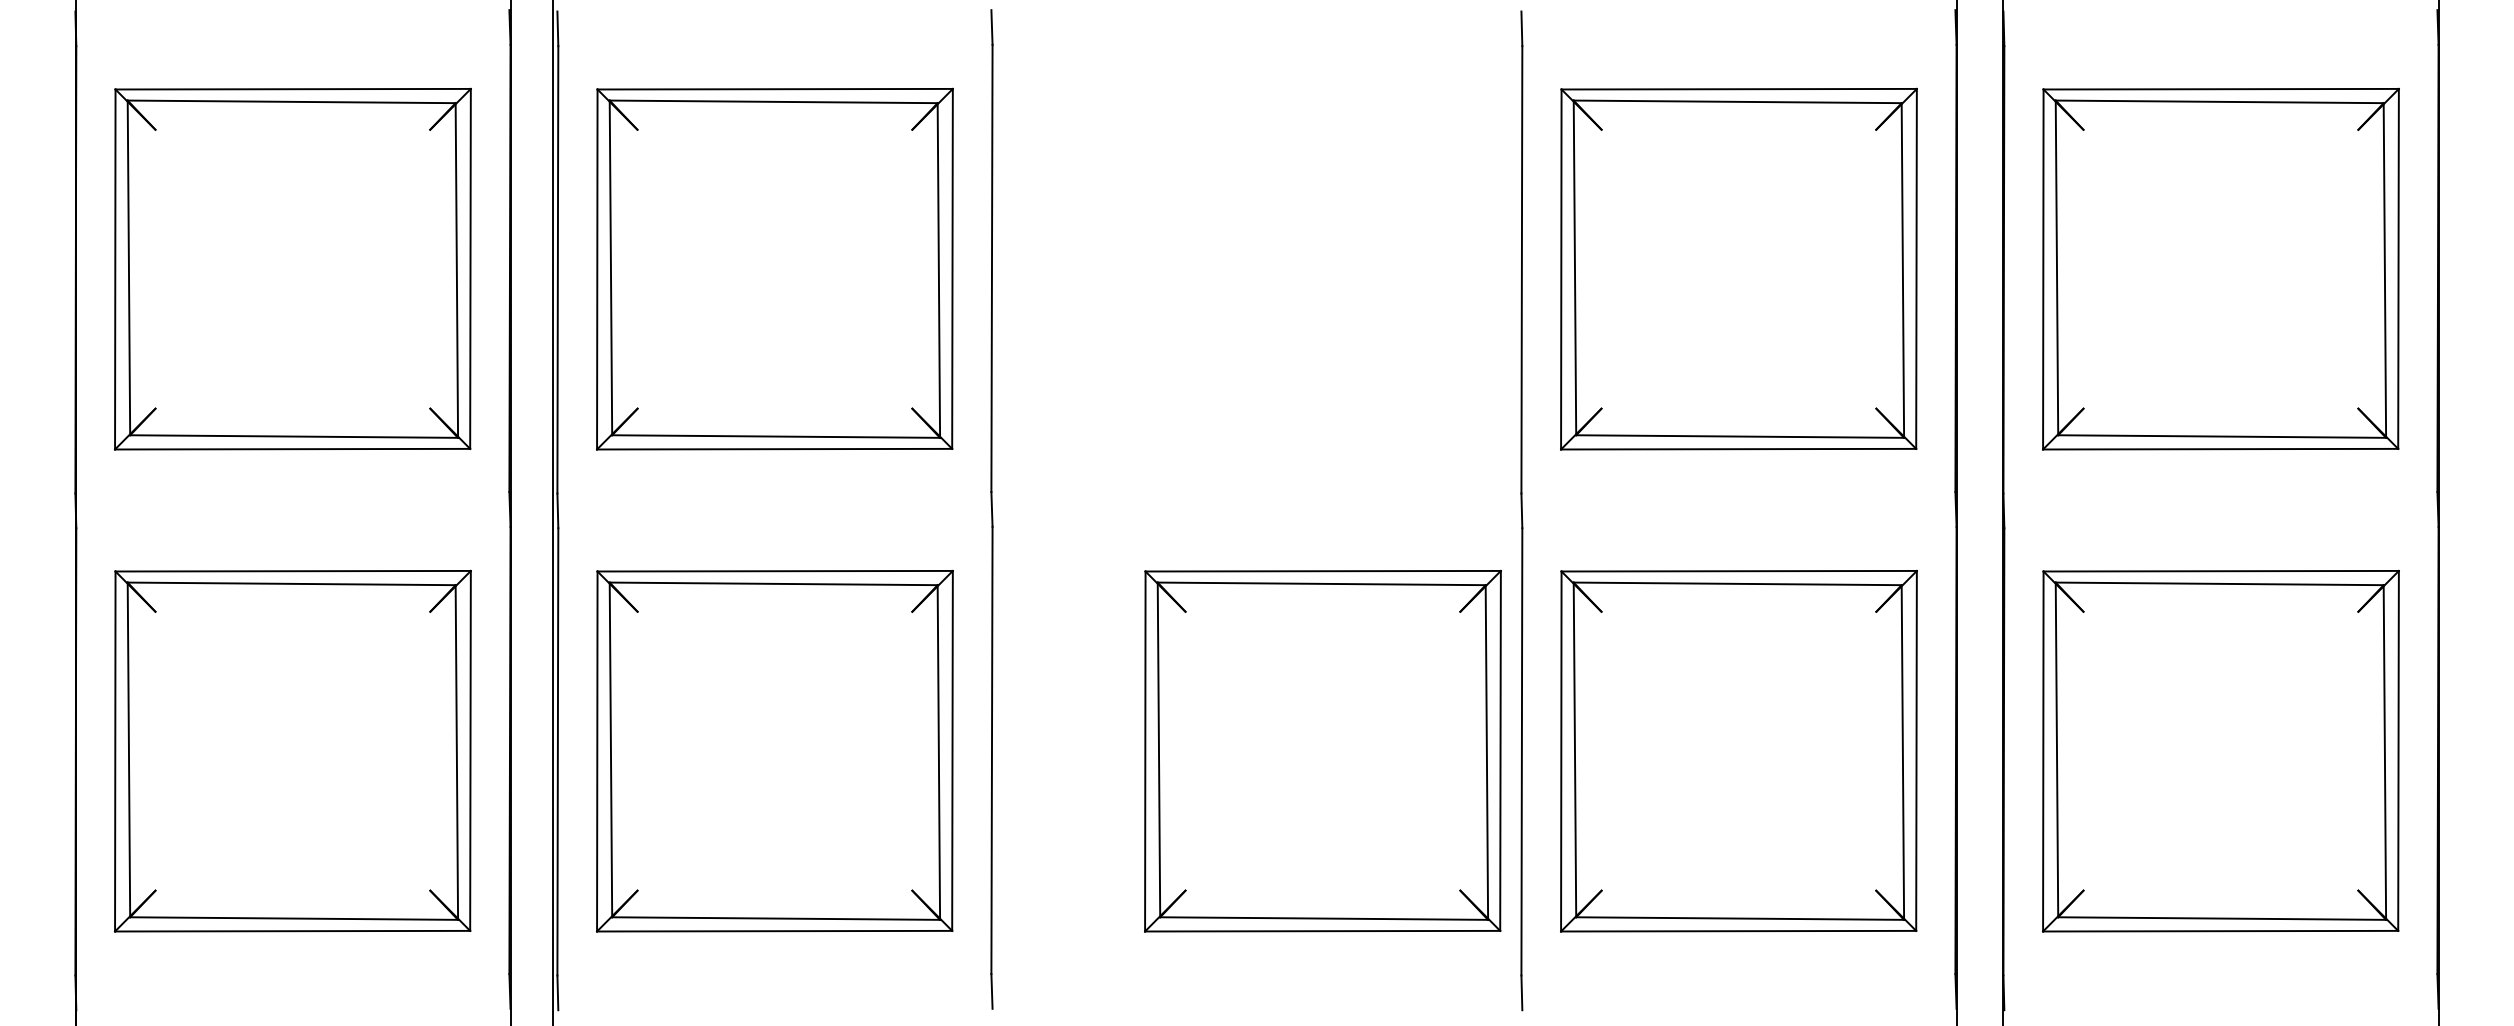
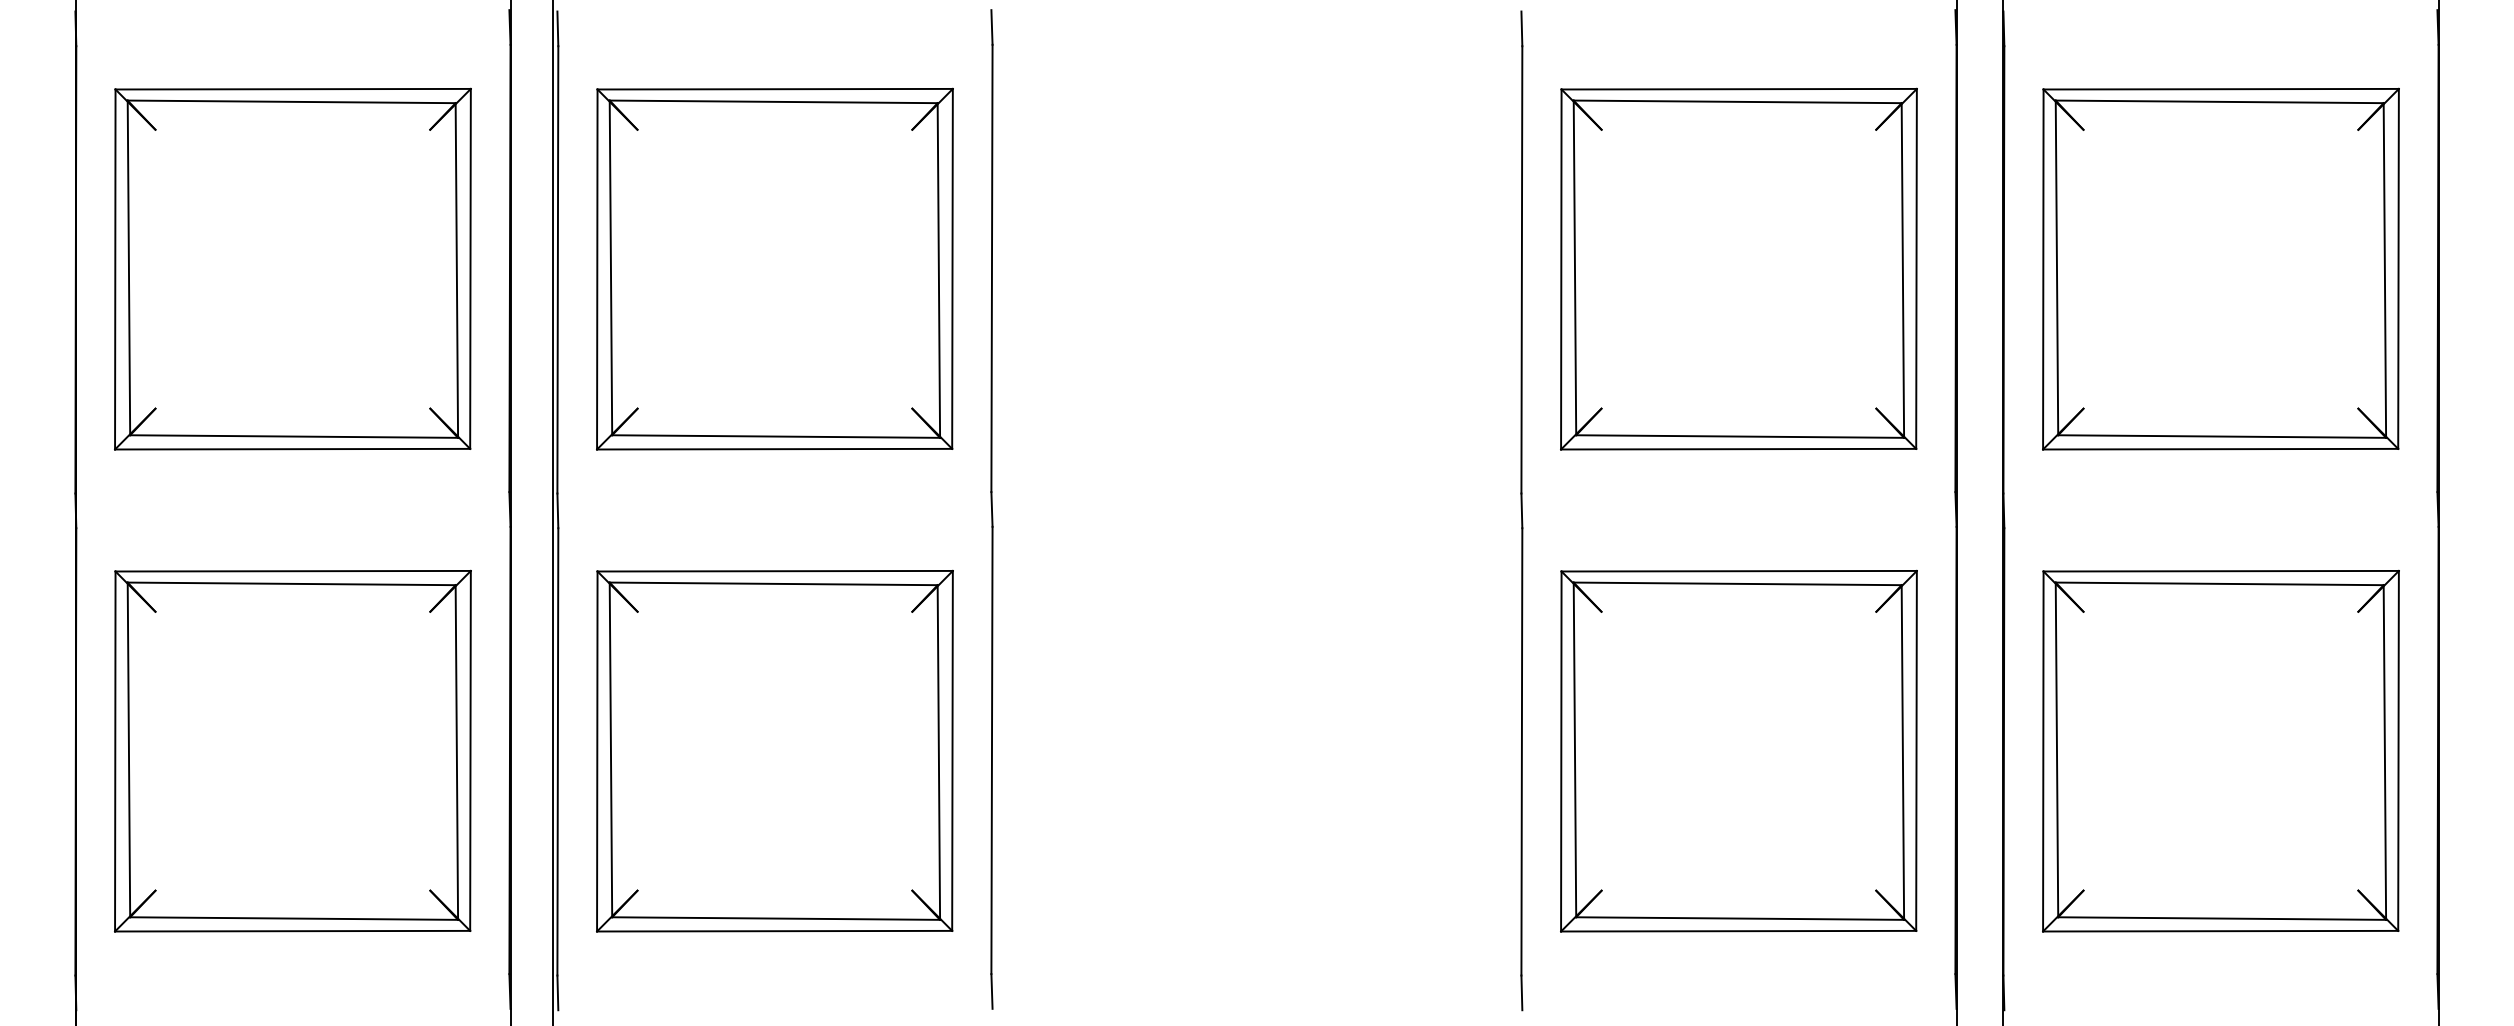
part: present -> none (1322, 750)
